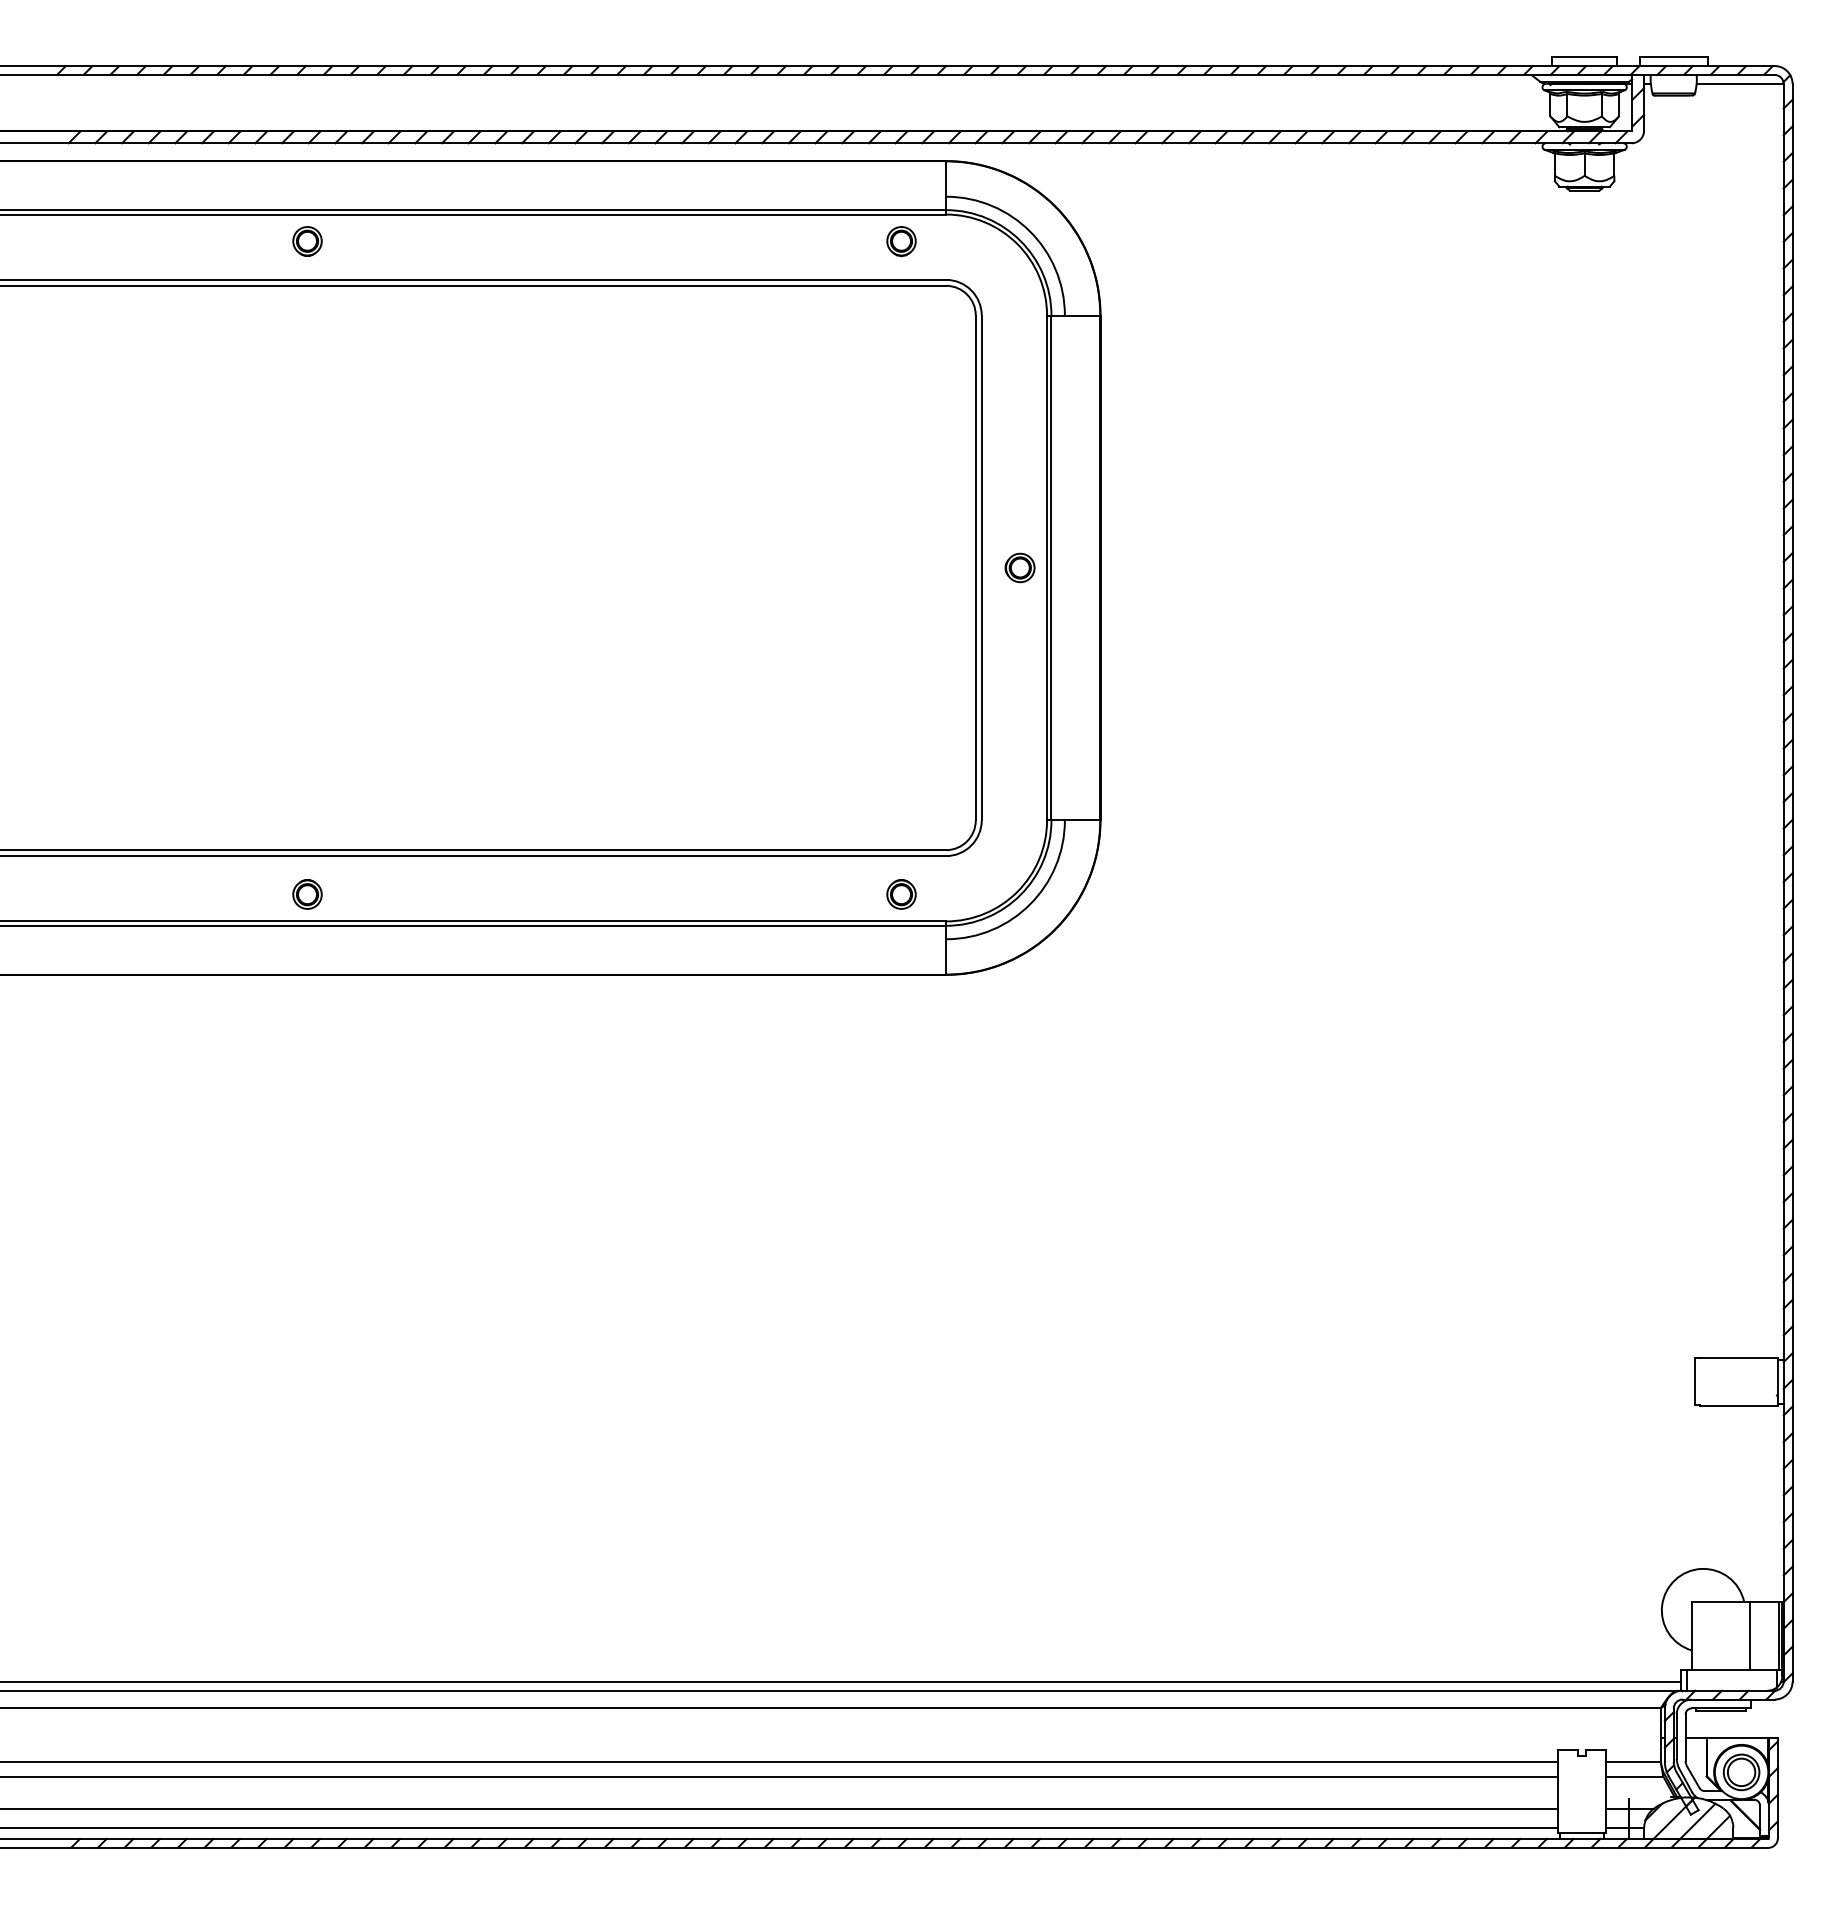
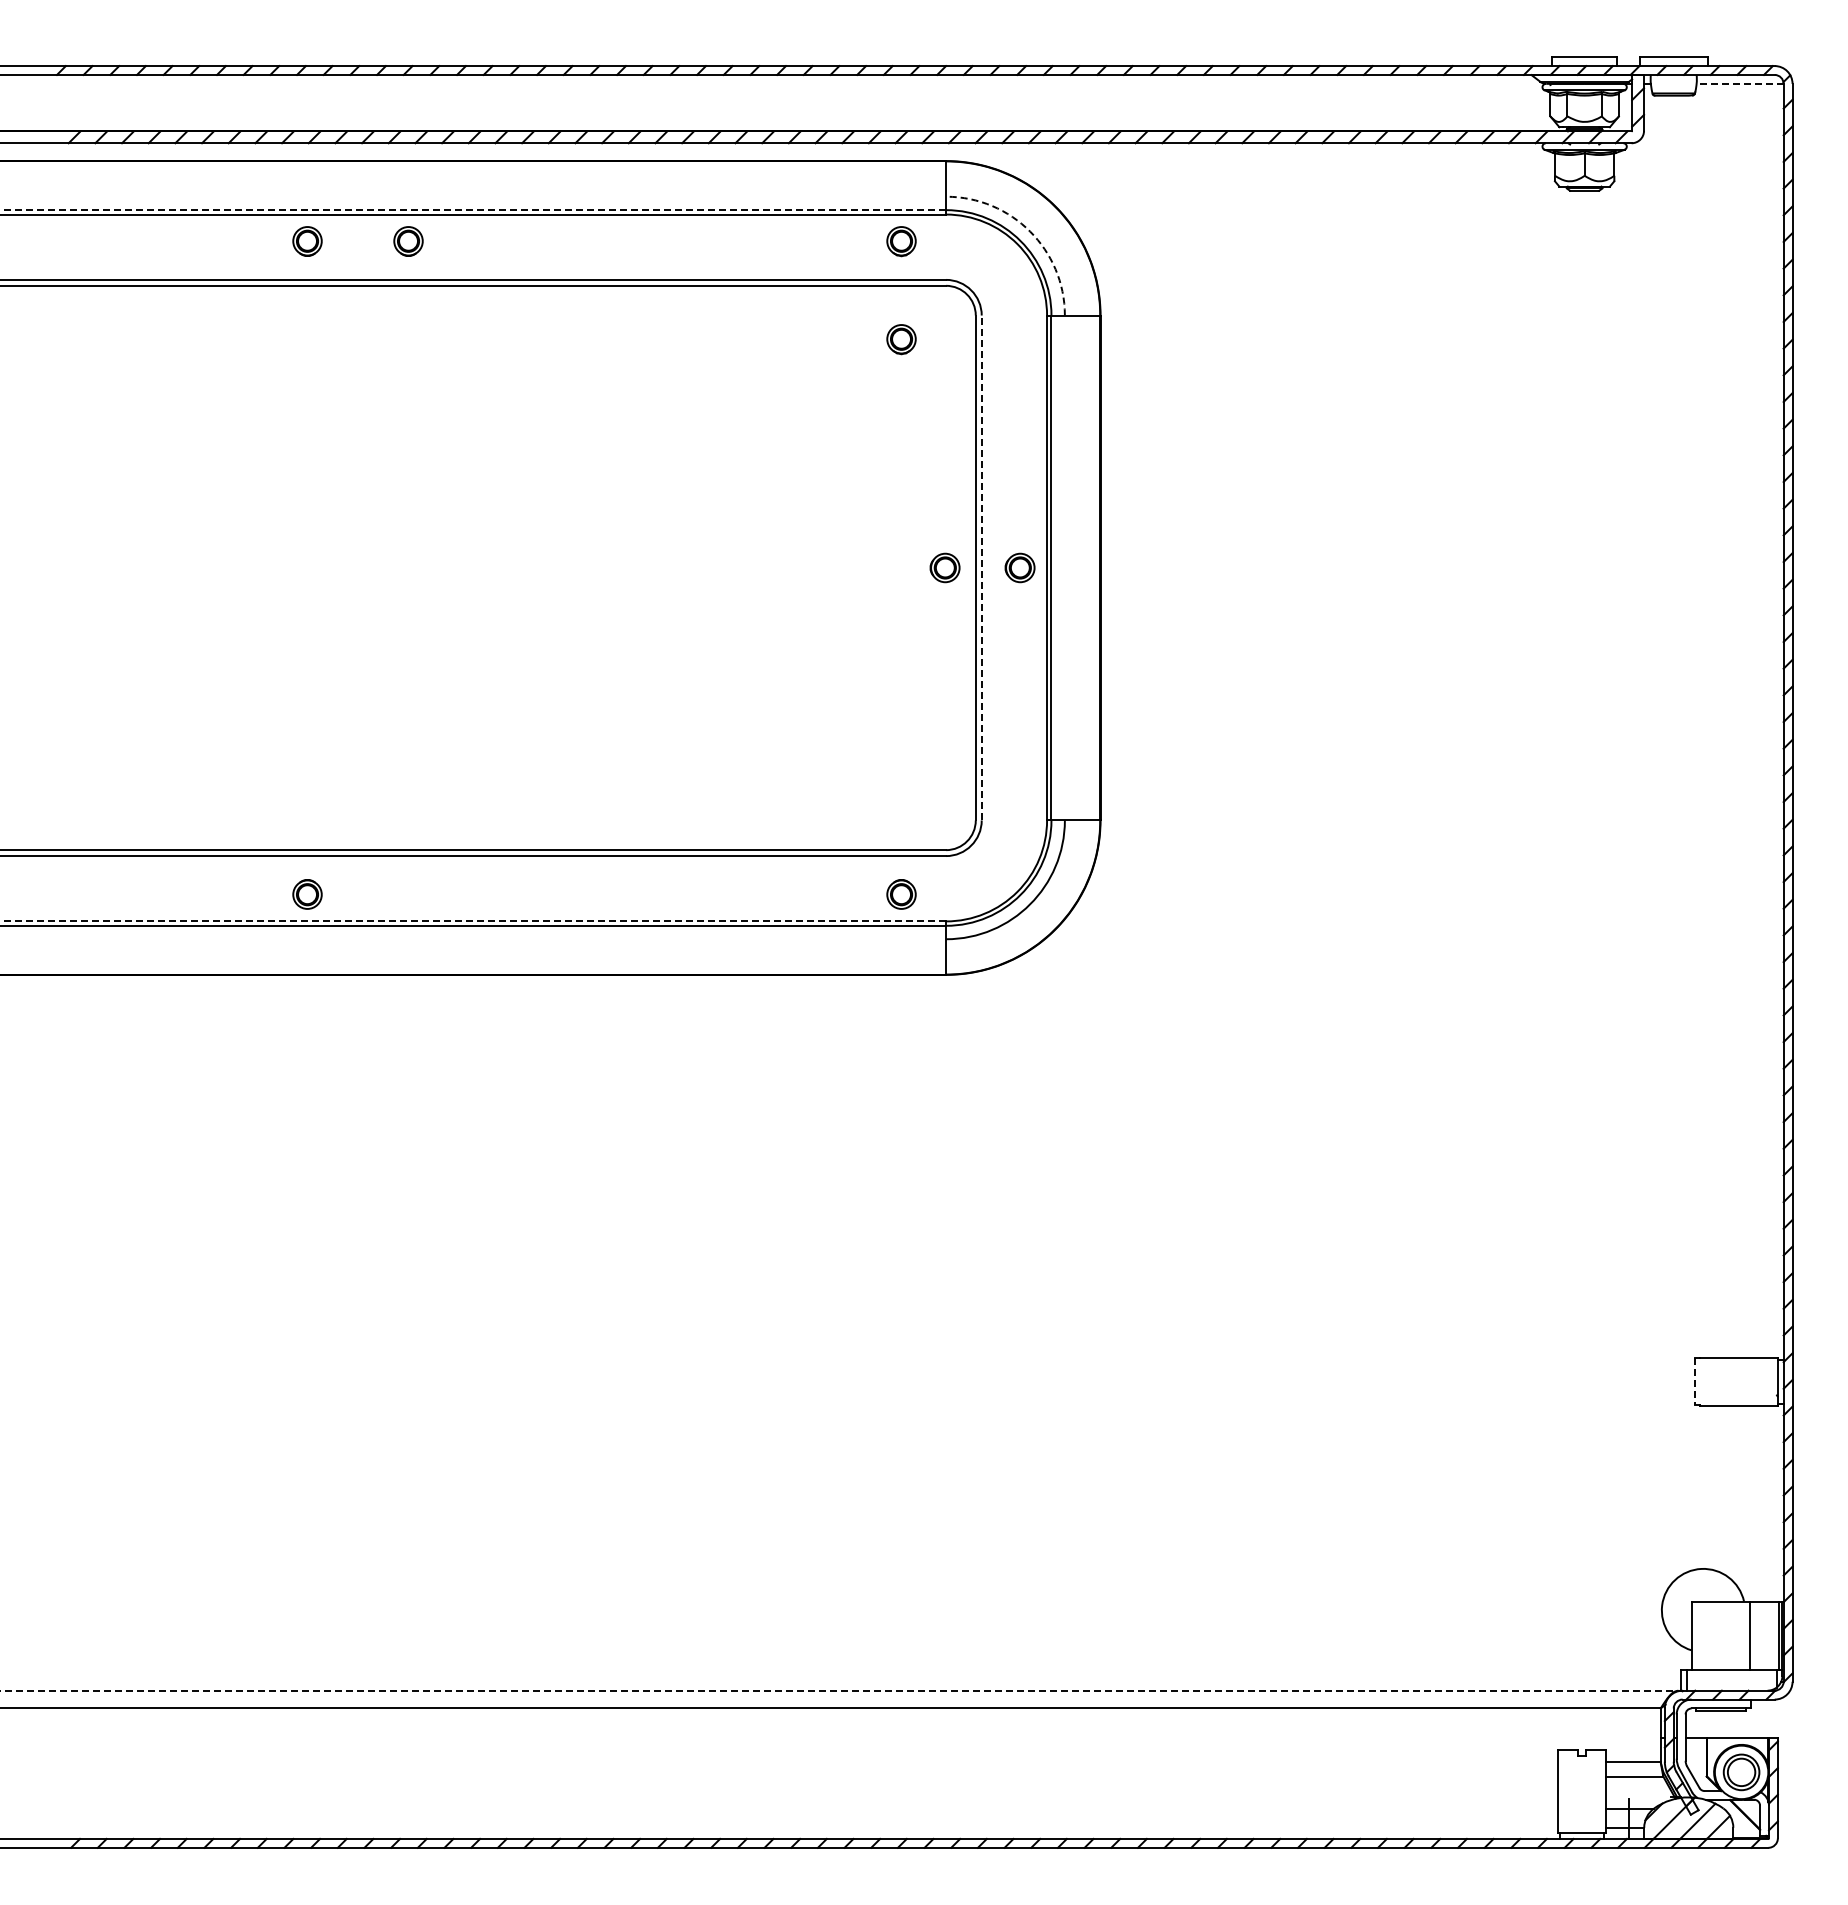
line: solid -> dashed (1740, 83)
line: solid -> dashed (473, 210)
arc: solid -> dashed (1030, 231)
part: none -> present (408, 241)
part: none -> present (901, 339)
part: none -> present (944, 567)
line: solid -> dashed (981, 567)
line: solid -> dashed (473, 921)
line: solid -> dashed (1694, 1382)
line: present -> none (841, 1681)
line: solid -> dashed (839, 1690)
line: present -> none (780, 1761)
line: present -> none (780, 1776)
line: present -> none (780, 1808)
line: present -> none (780, 1827)
